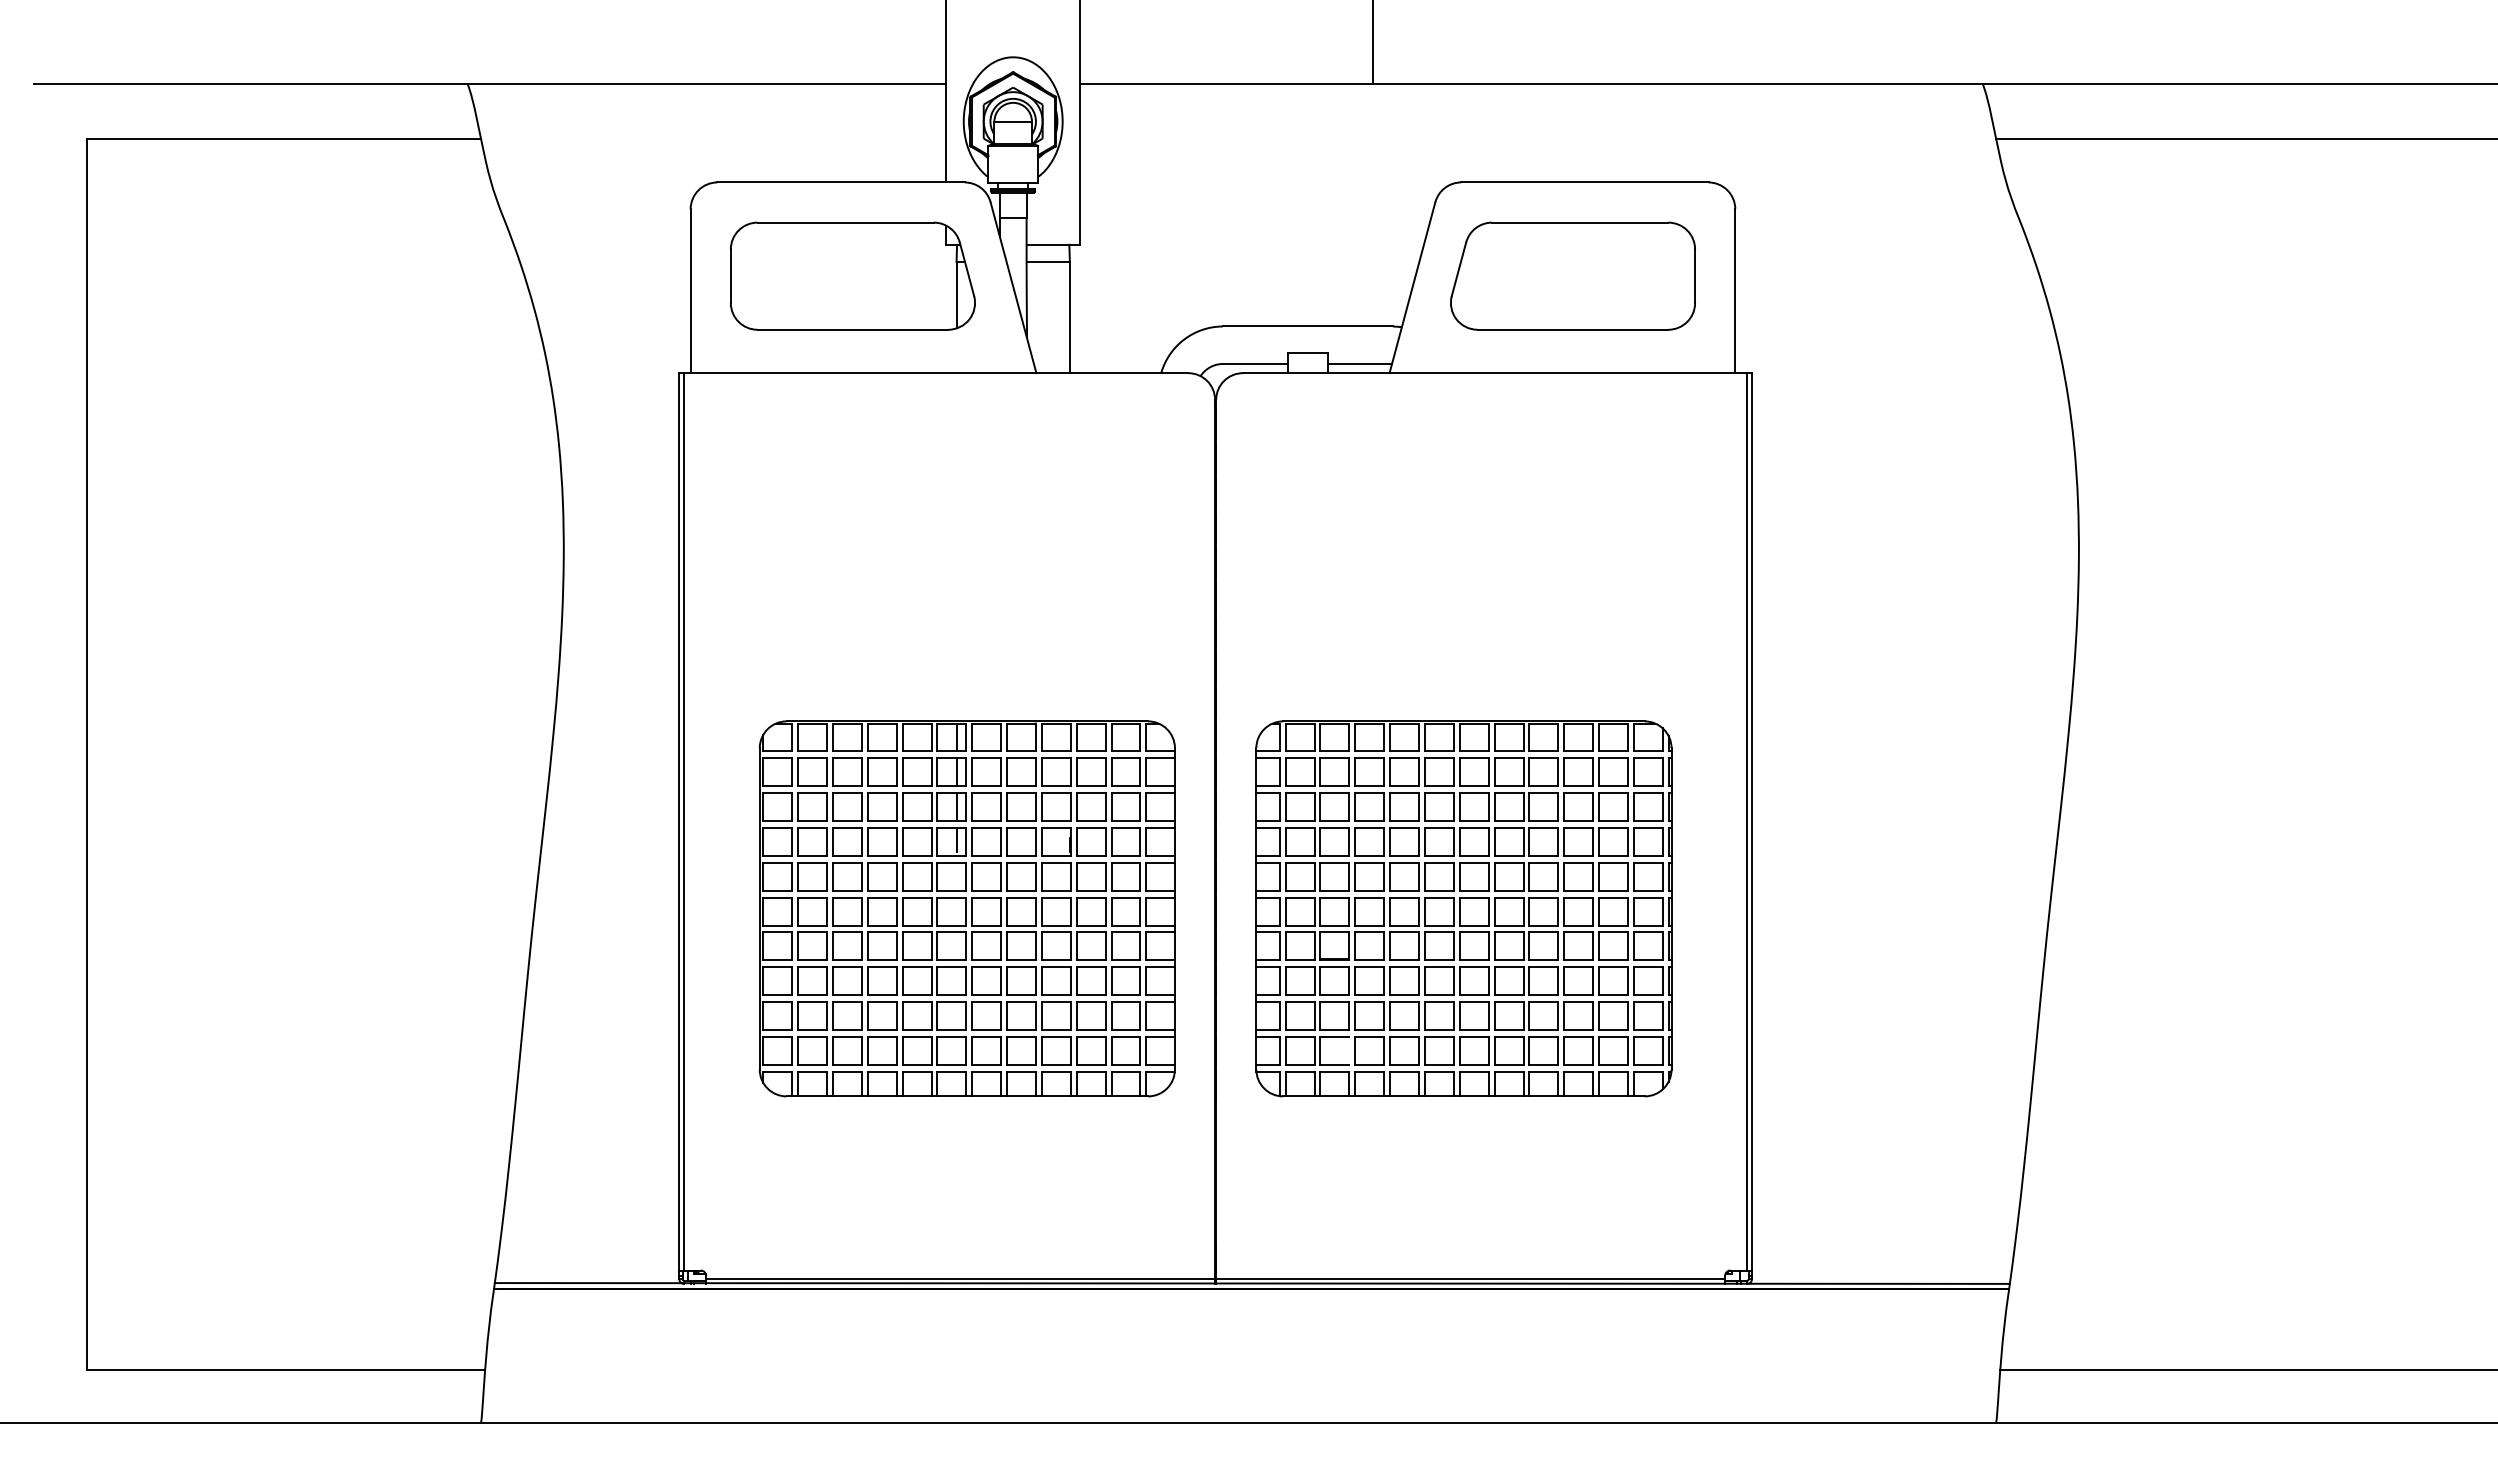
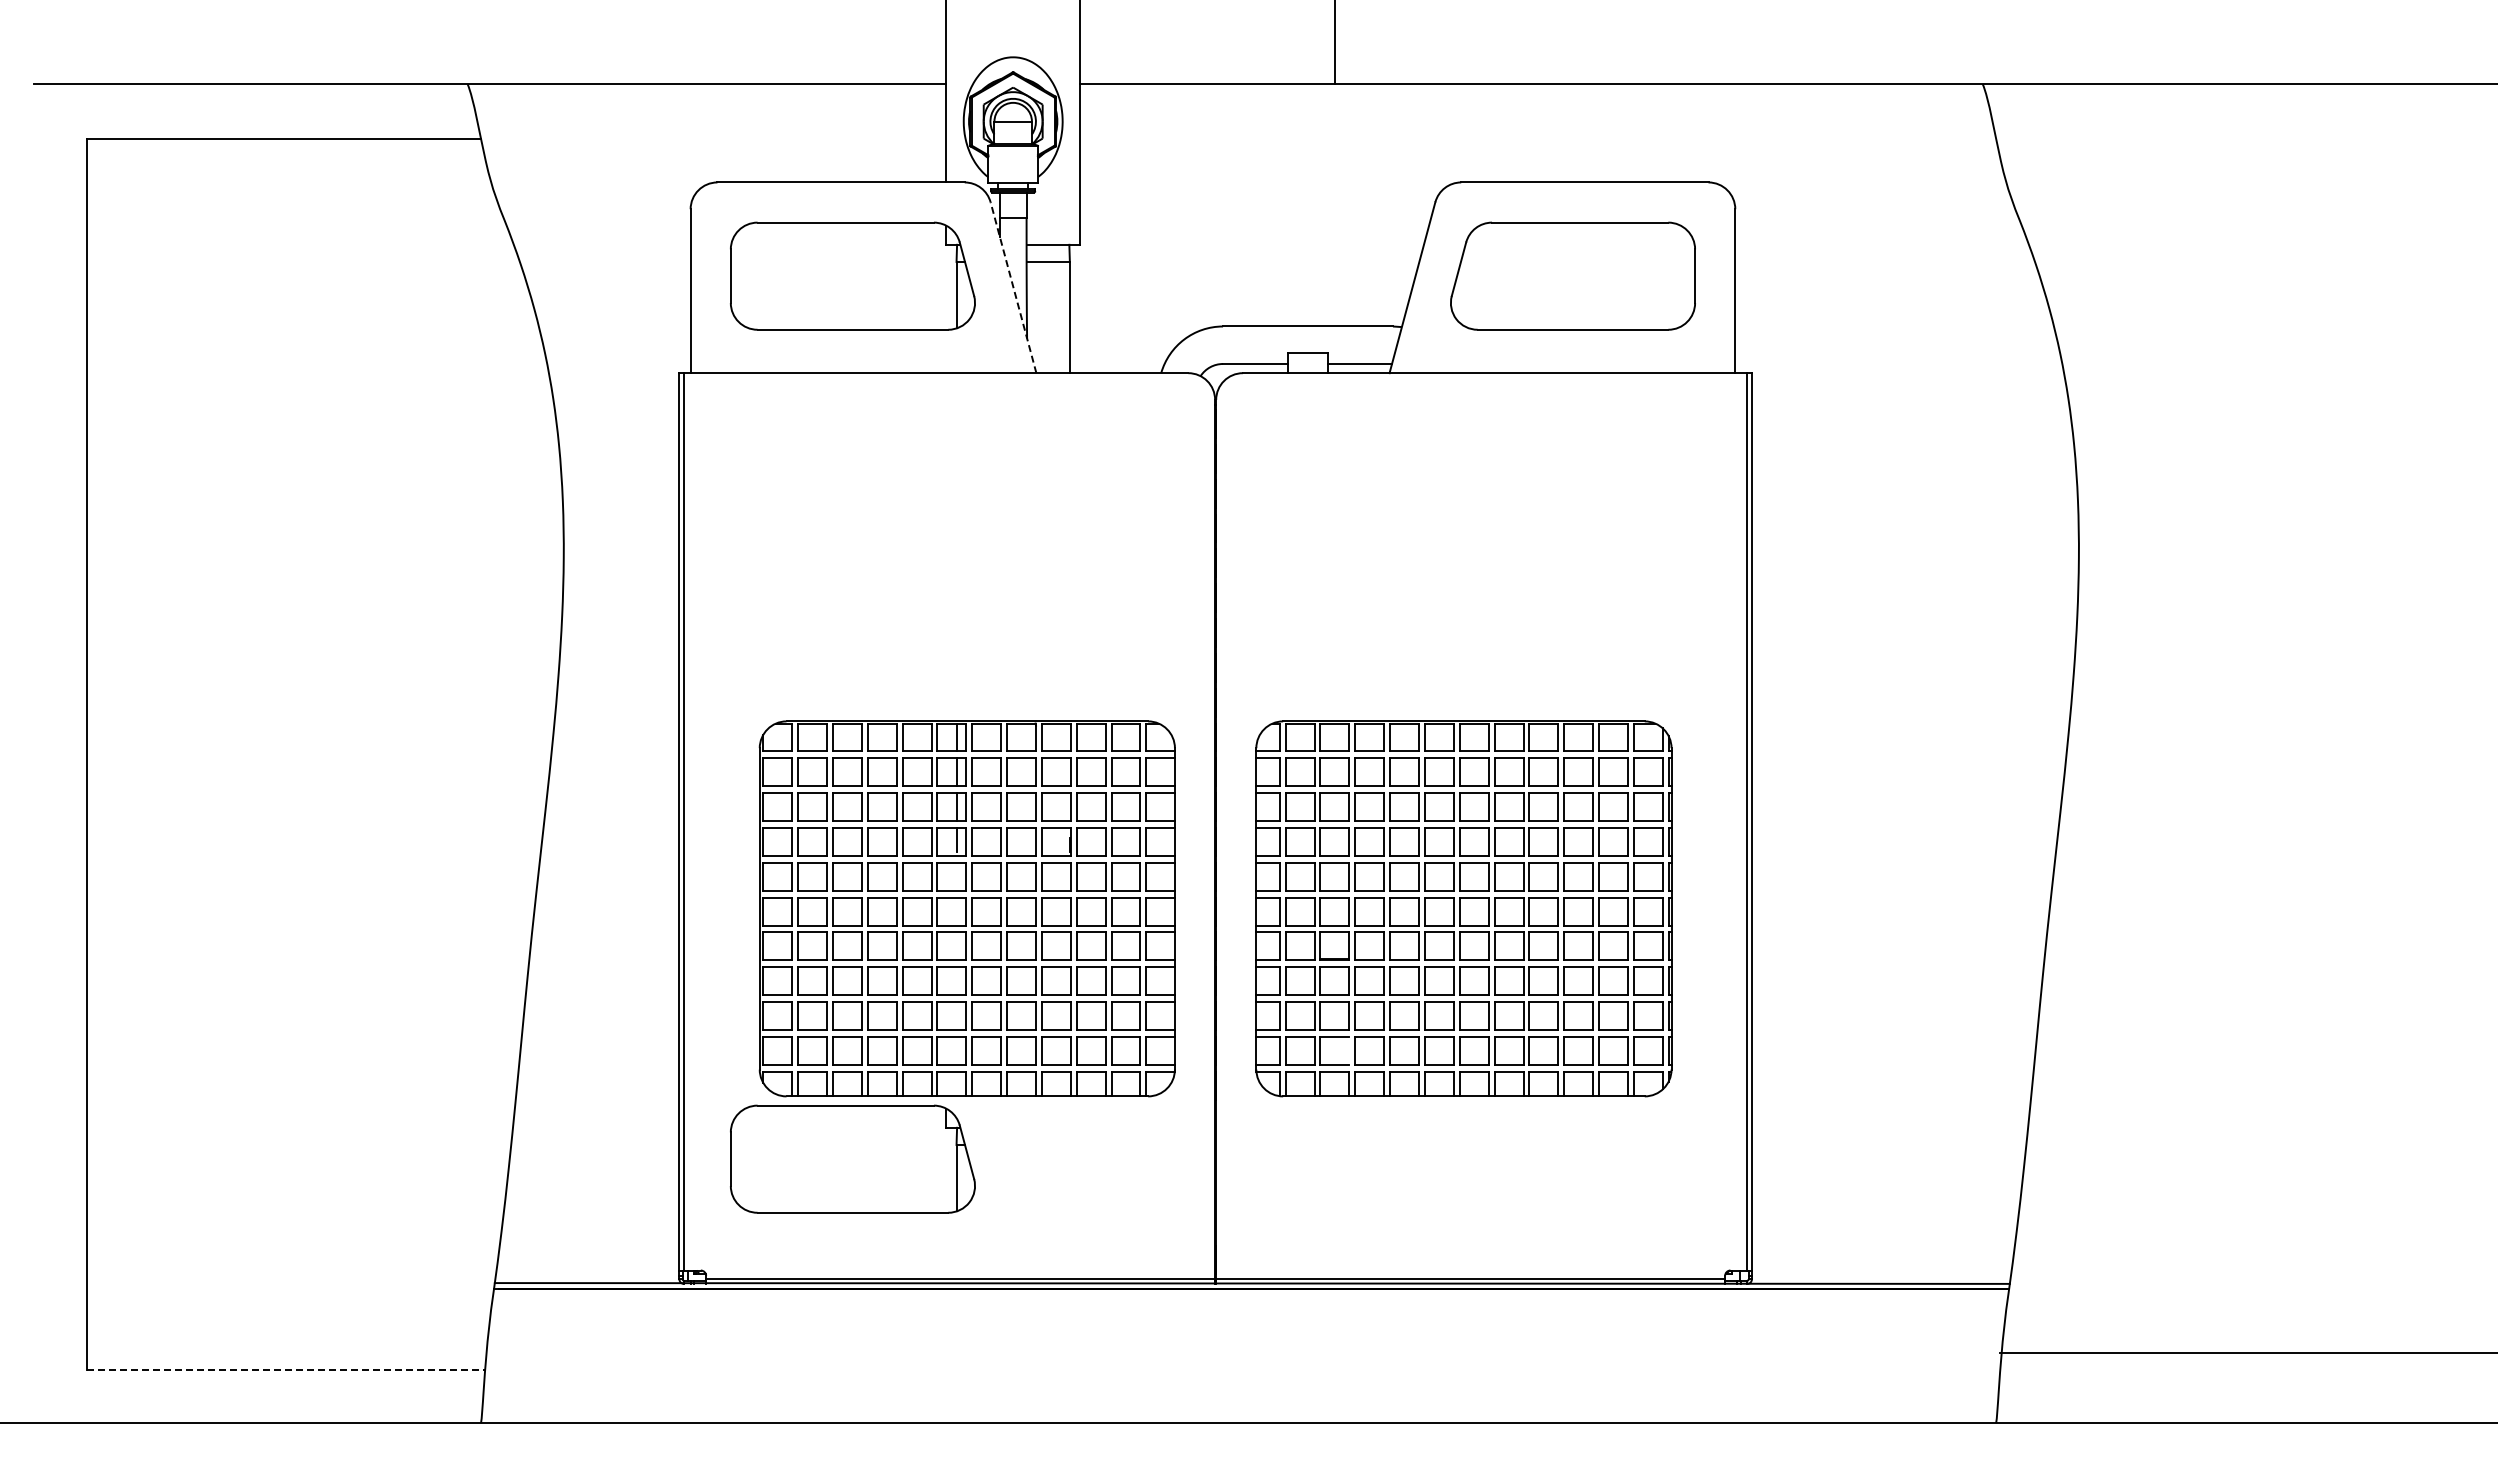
line position: (1372, 42) -> (1334, 42) (1334, 42)
line: present -> none (2245, 139)
line: solid -> dashed (1013, 287)
part: none -> present (852, 1158)
line: solid -> dashed (286, 1369)
line position: (2247, 1369) -> (2247, 1352) (2247, 1352)
